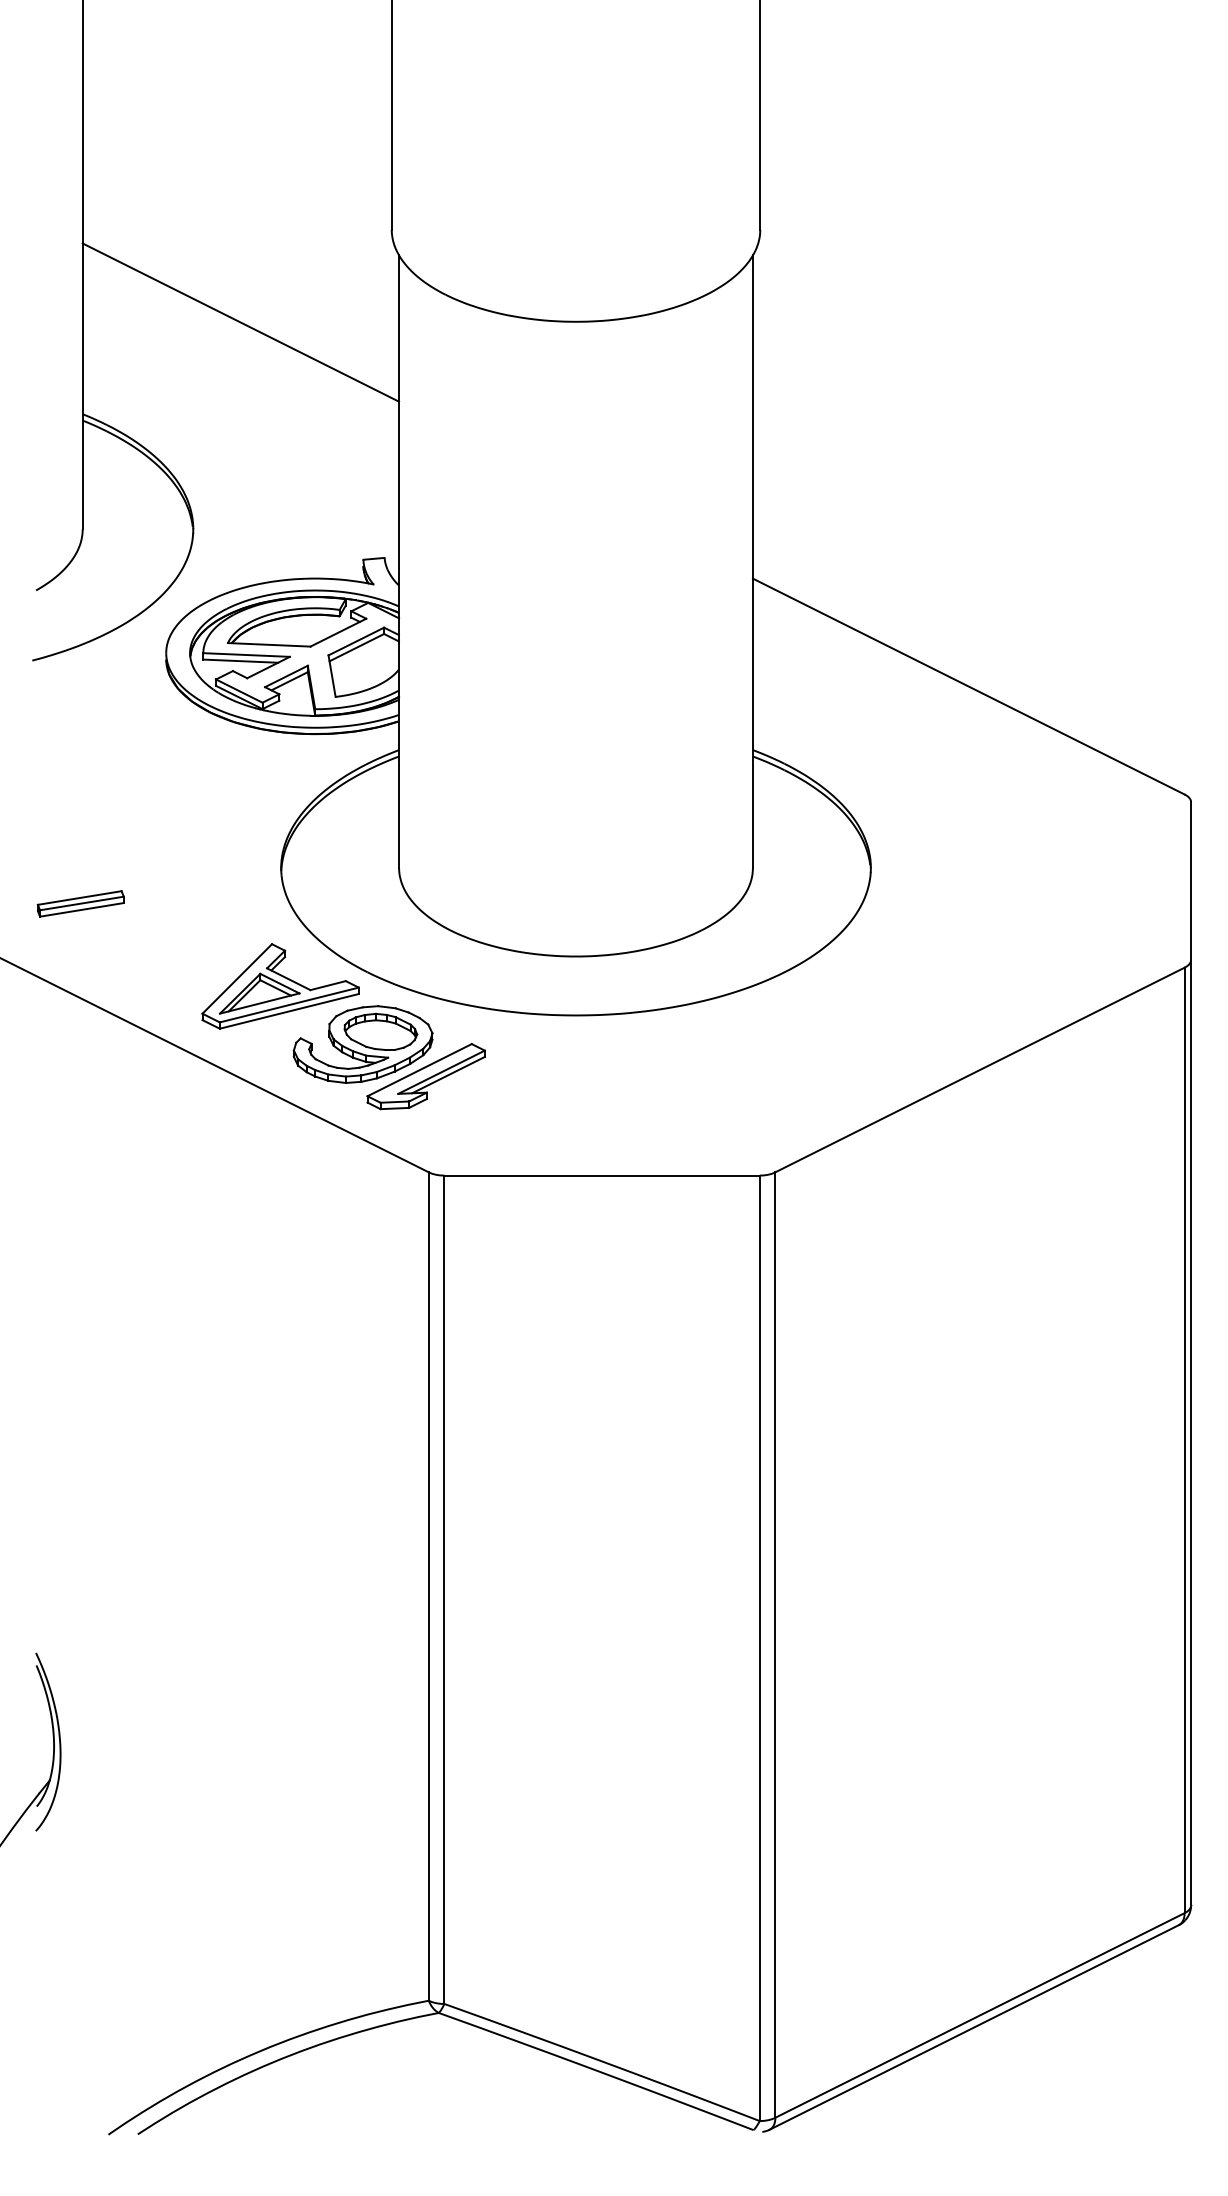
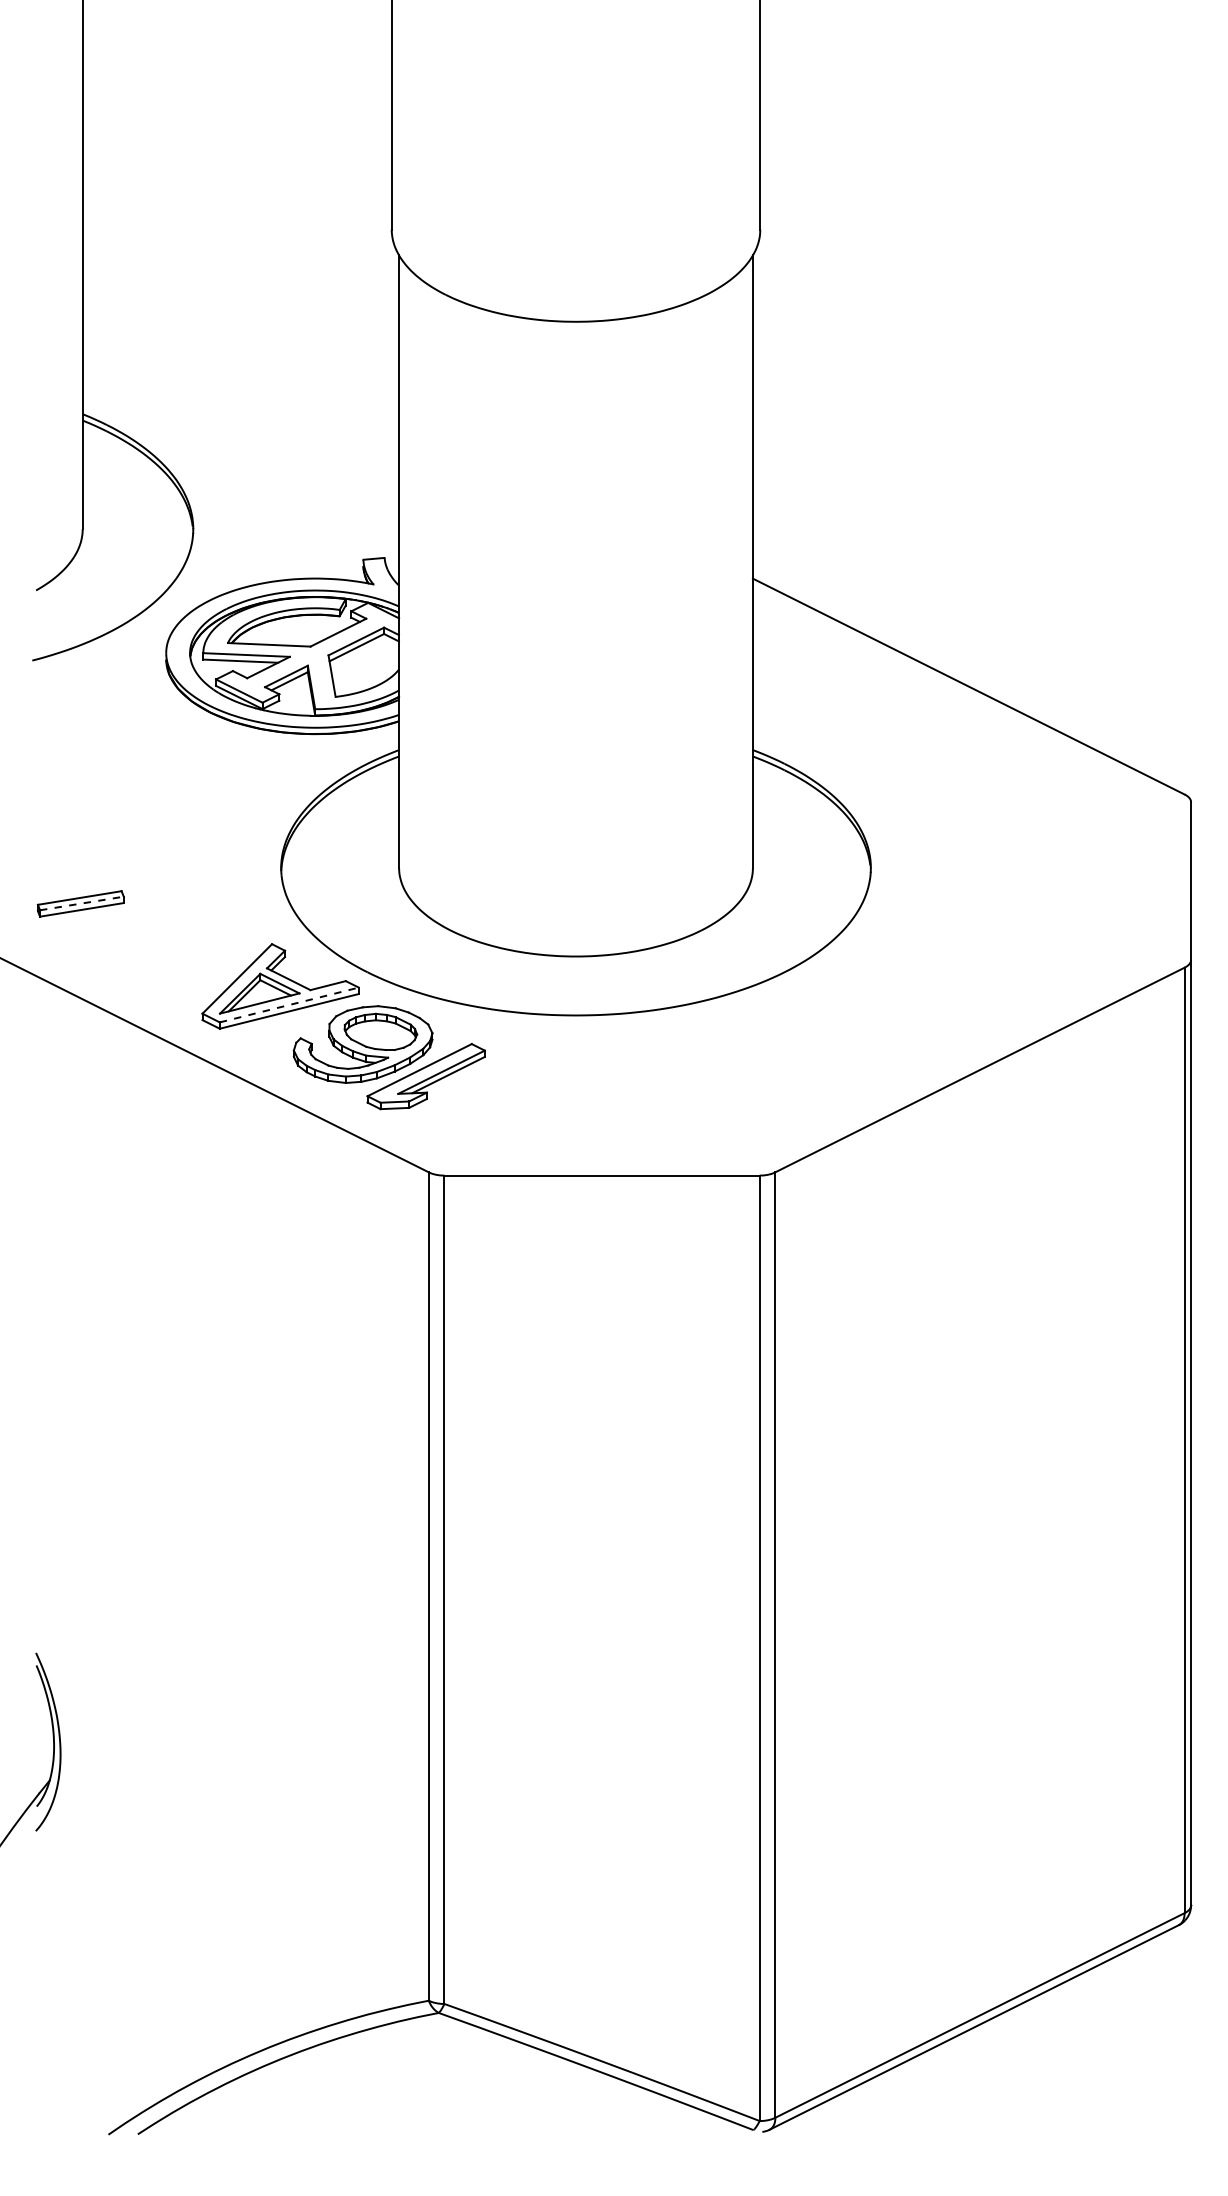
line: present -> none (240, 322)
line: solid -> dashed (82, 903)
line: solid -> dashed (289, 1005)
